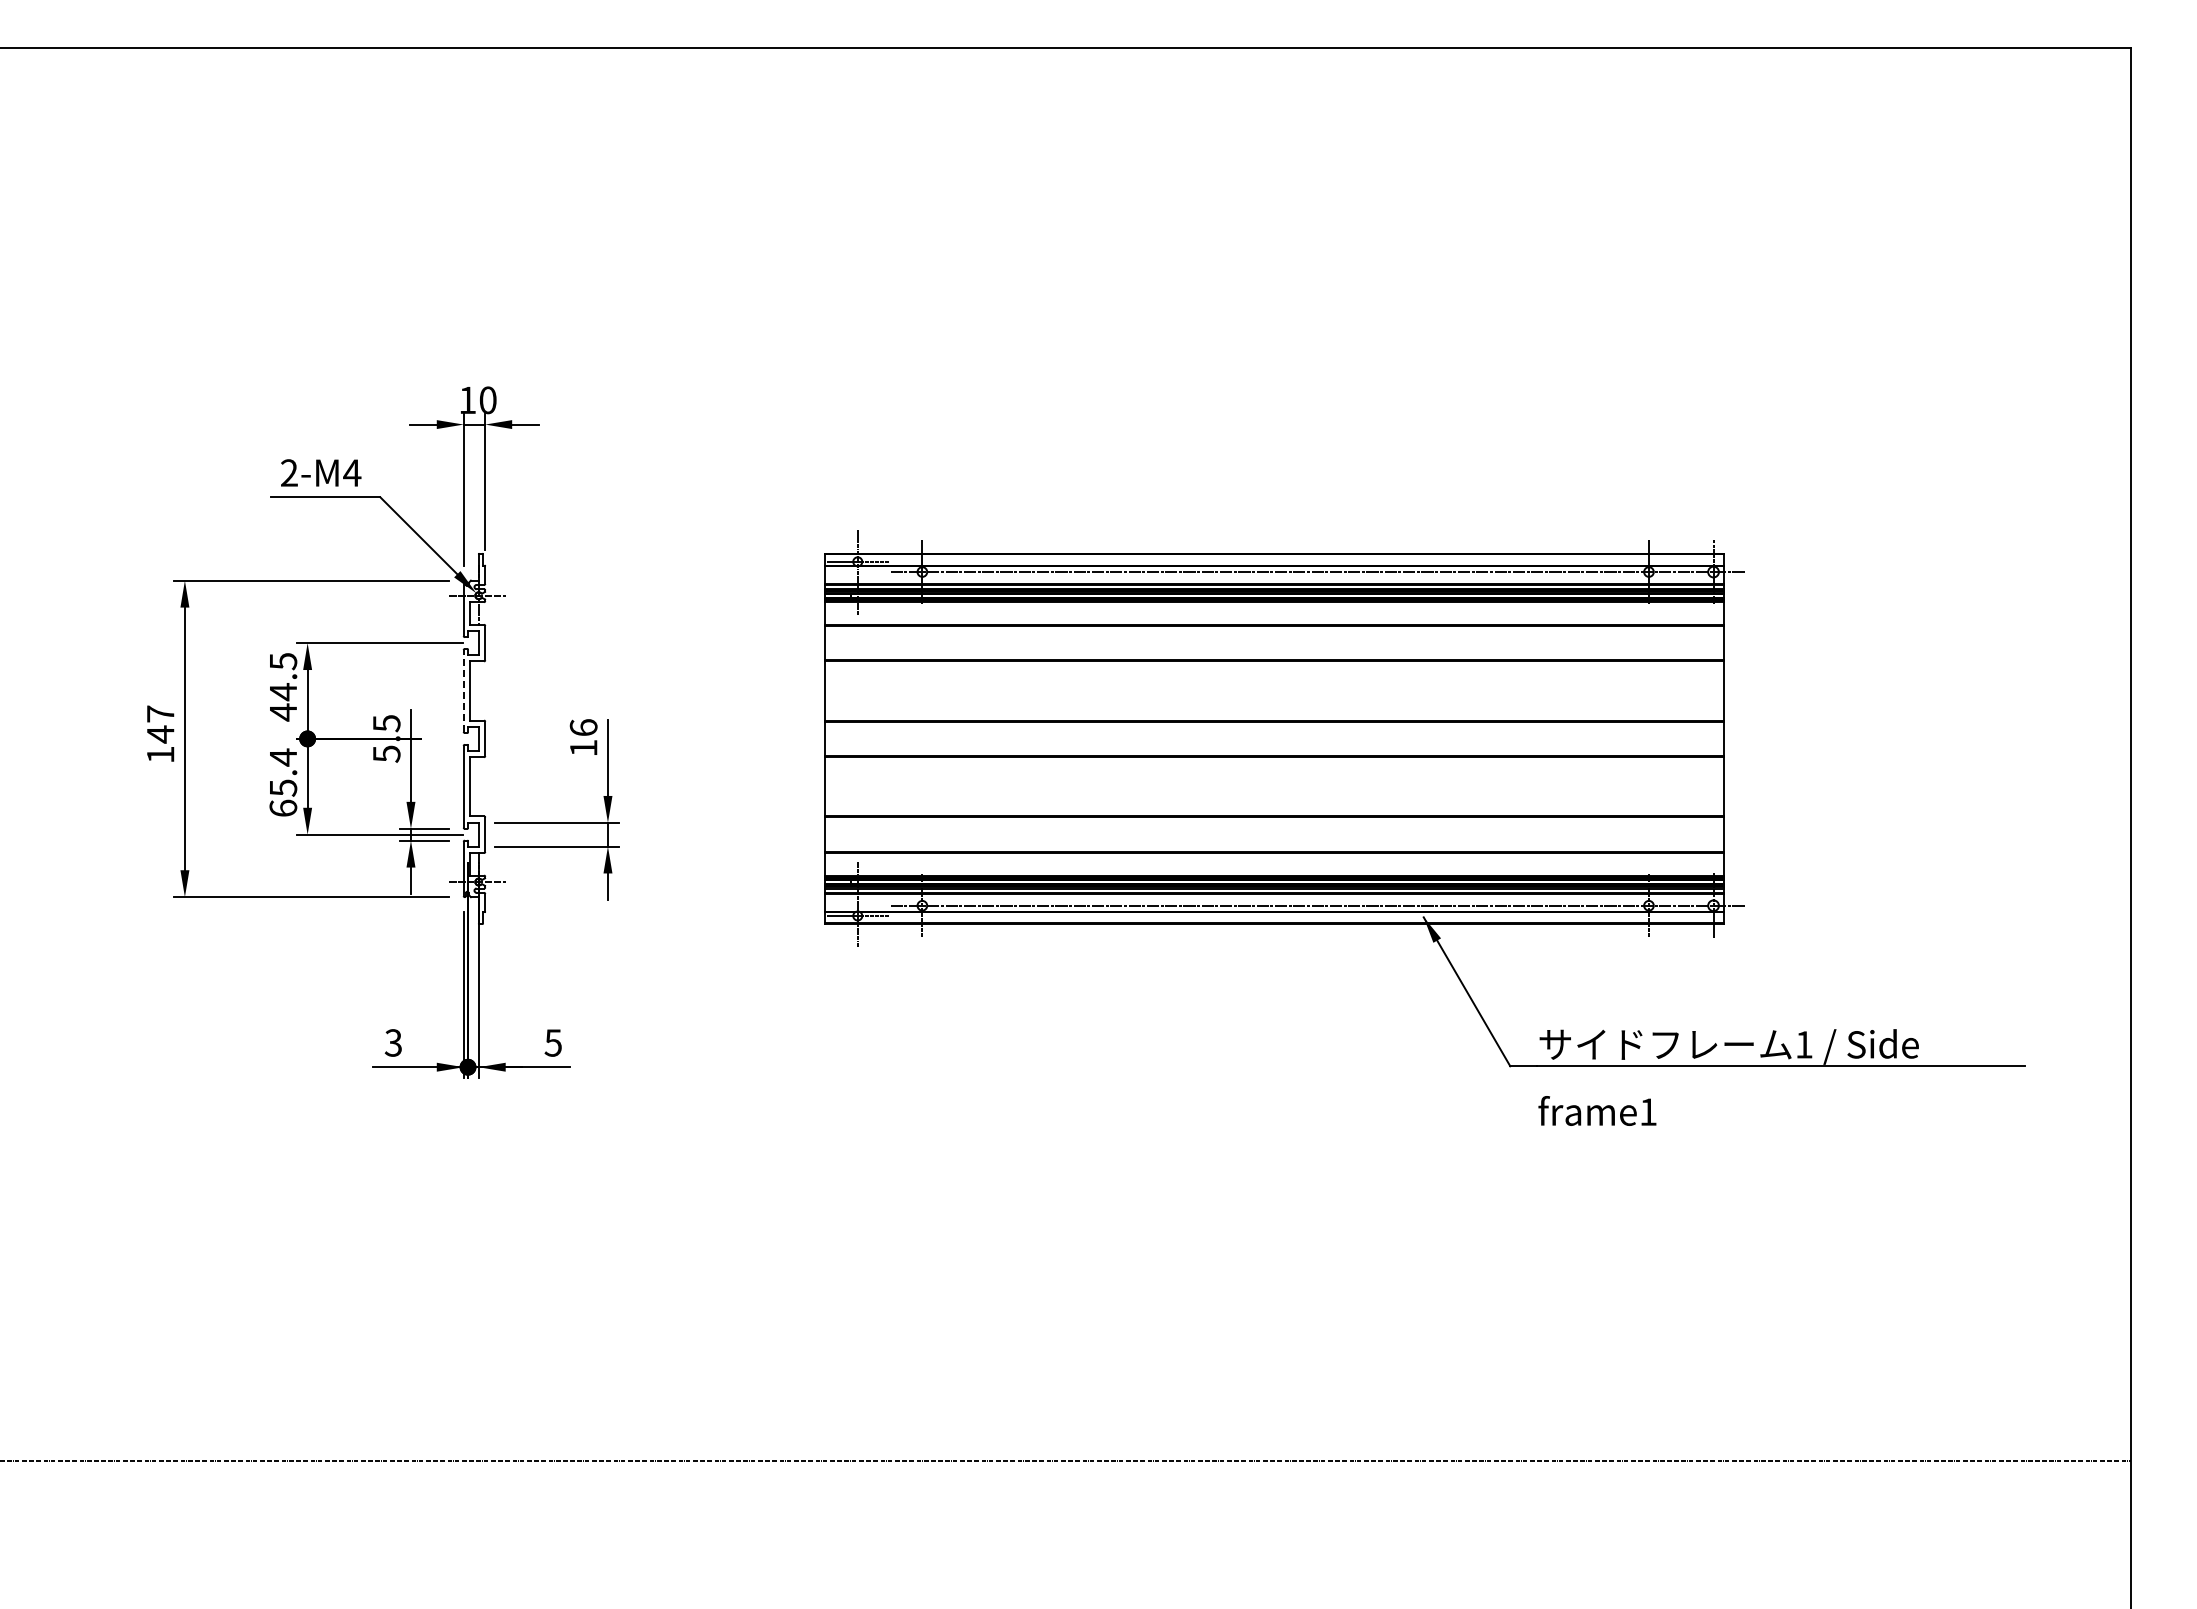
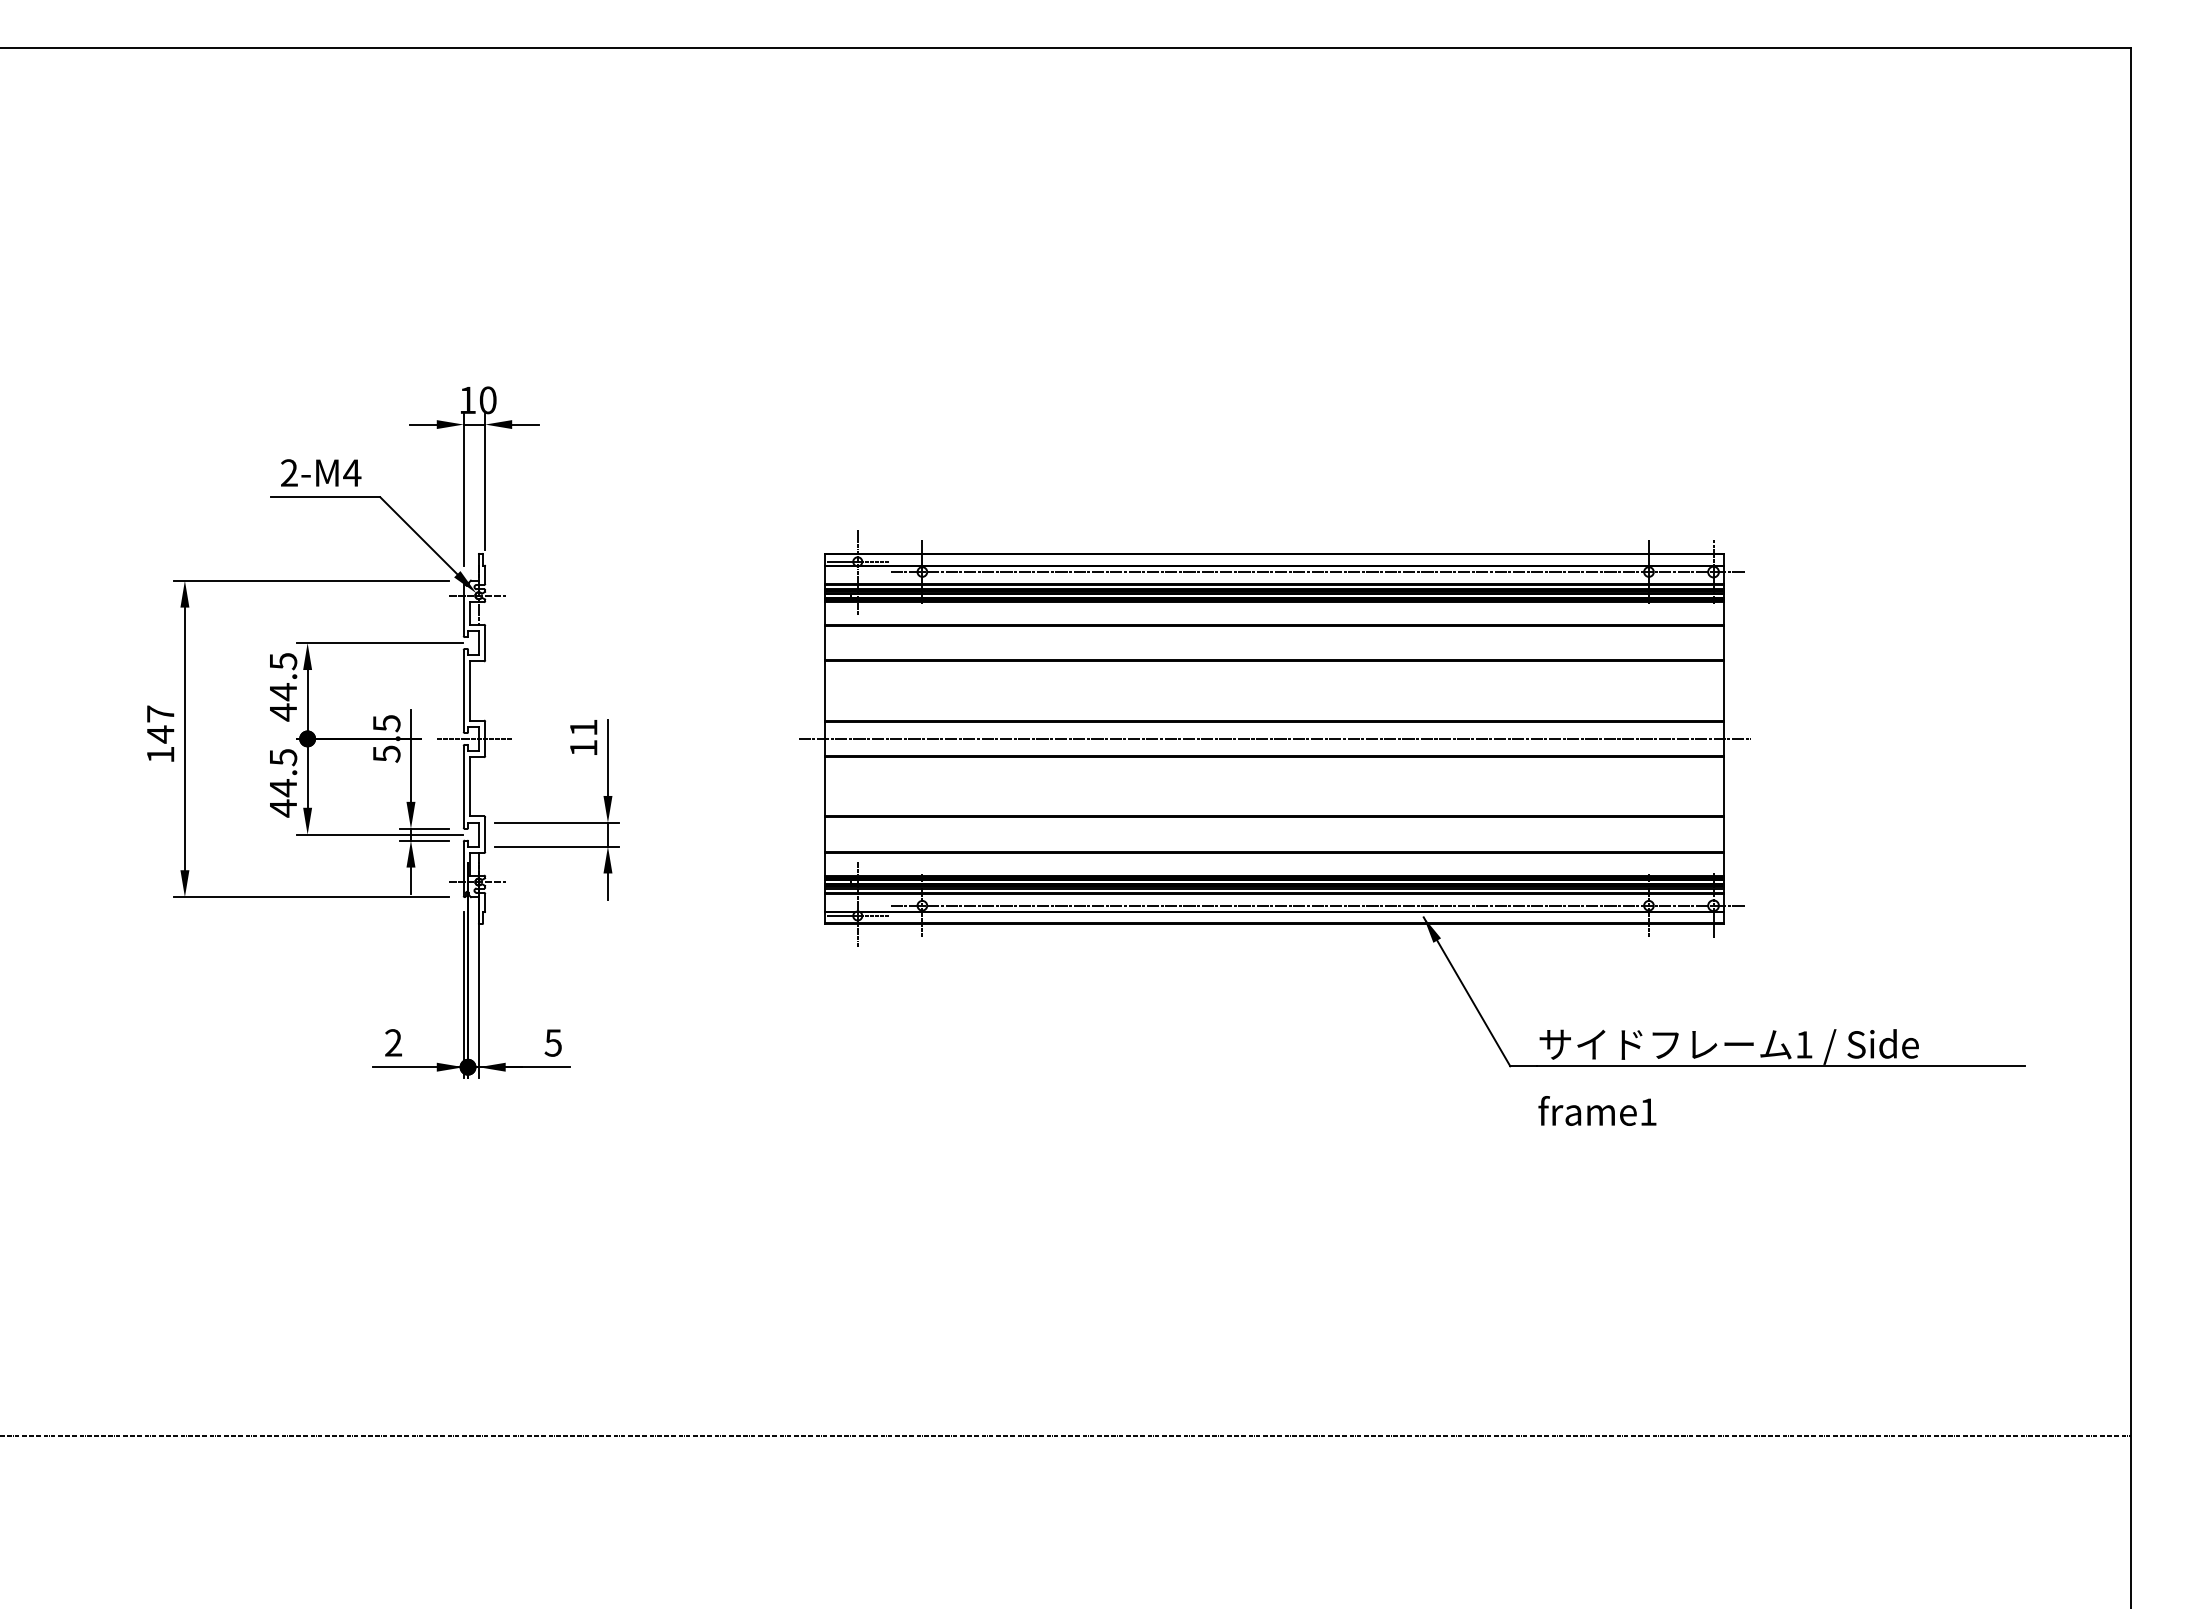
line: dashed -> solid (463, 691)
text: 16 -> 11 (583, 727)
line: none -> present (474, 738)
line: none -> present (1274, 738)
text: 65.4 -> 44.5 (283, 782)
text: 3 -> 2 (392, 1042)
line position: (1066, 1461) -> (1066, 1436) (1066, 1436)
